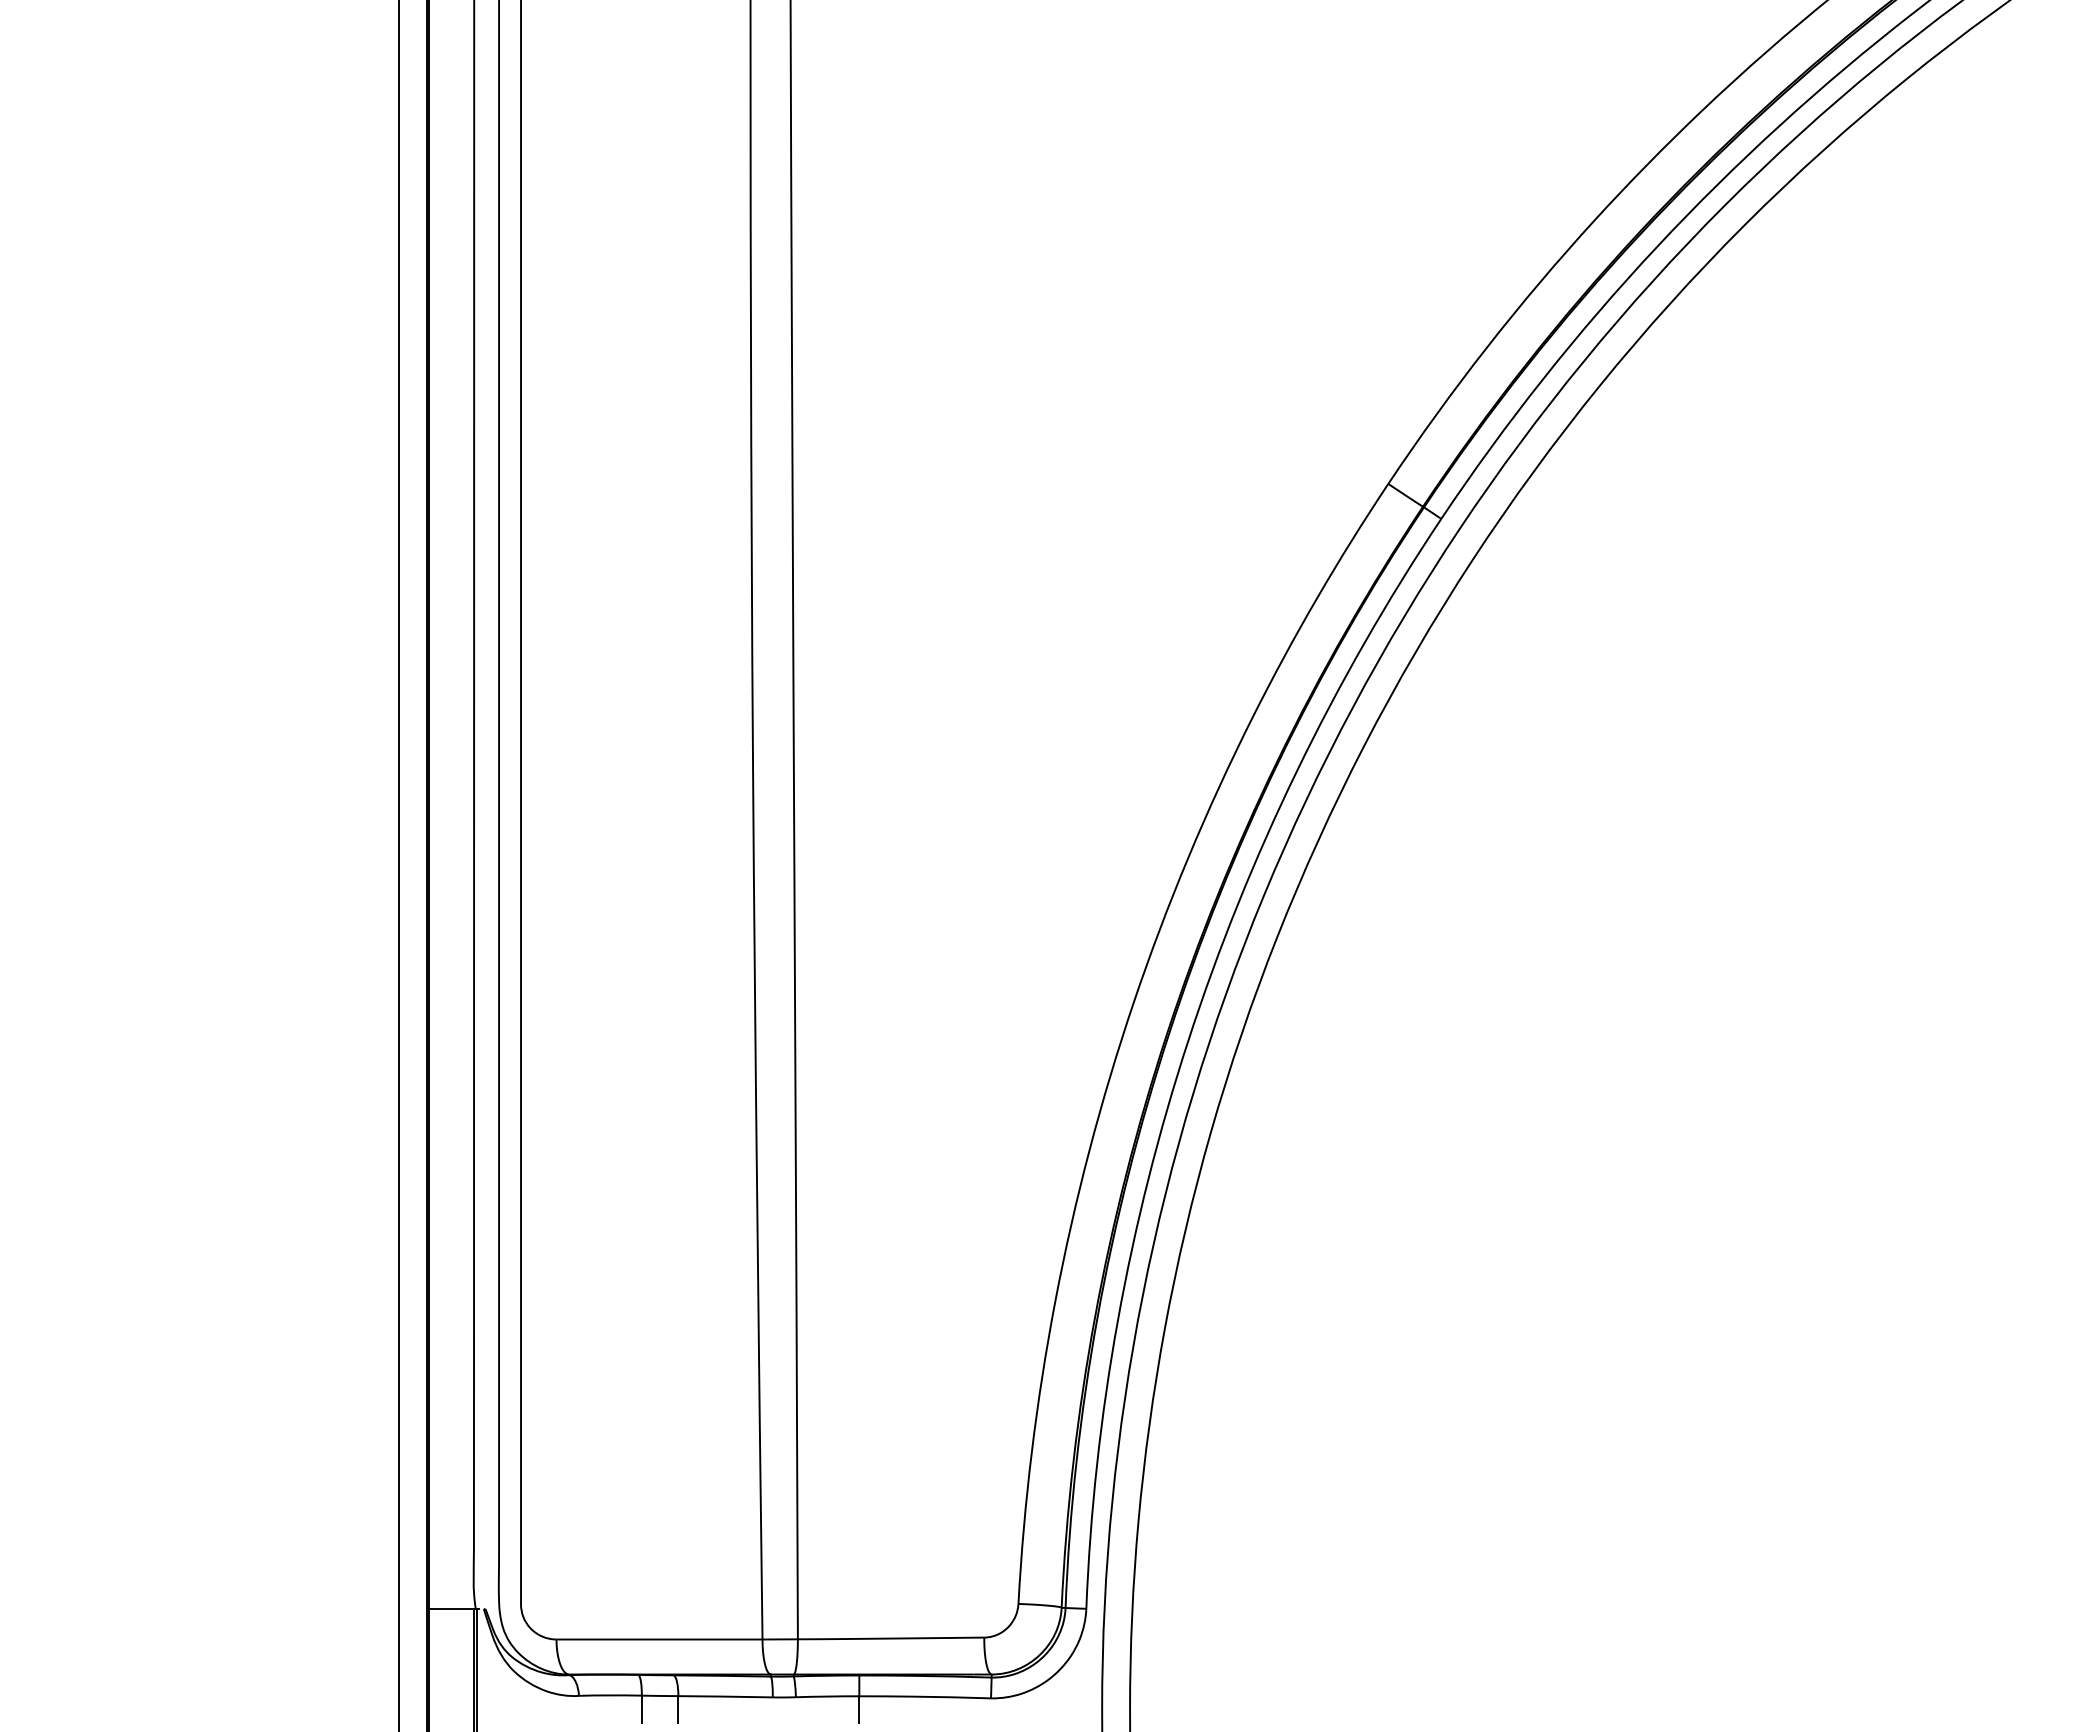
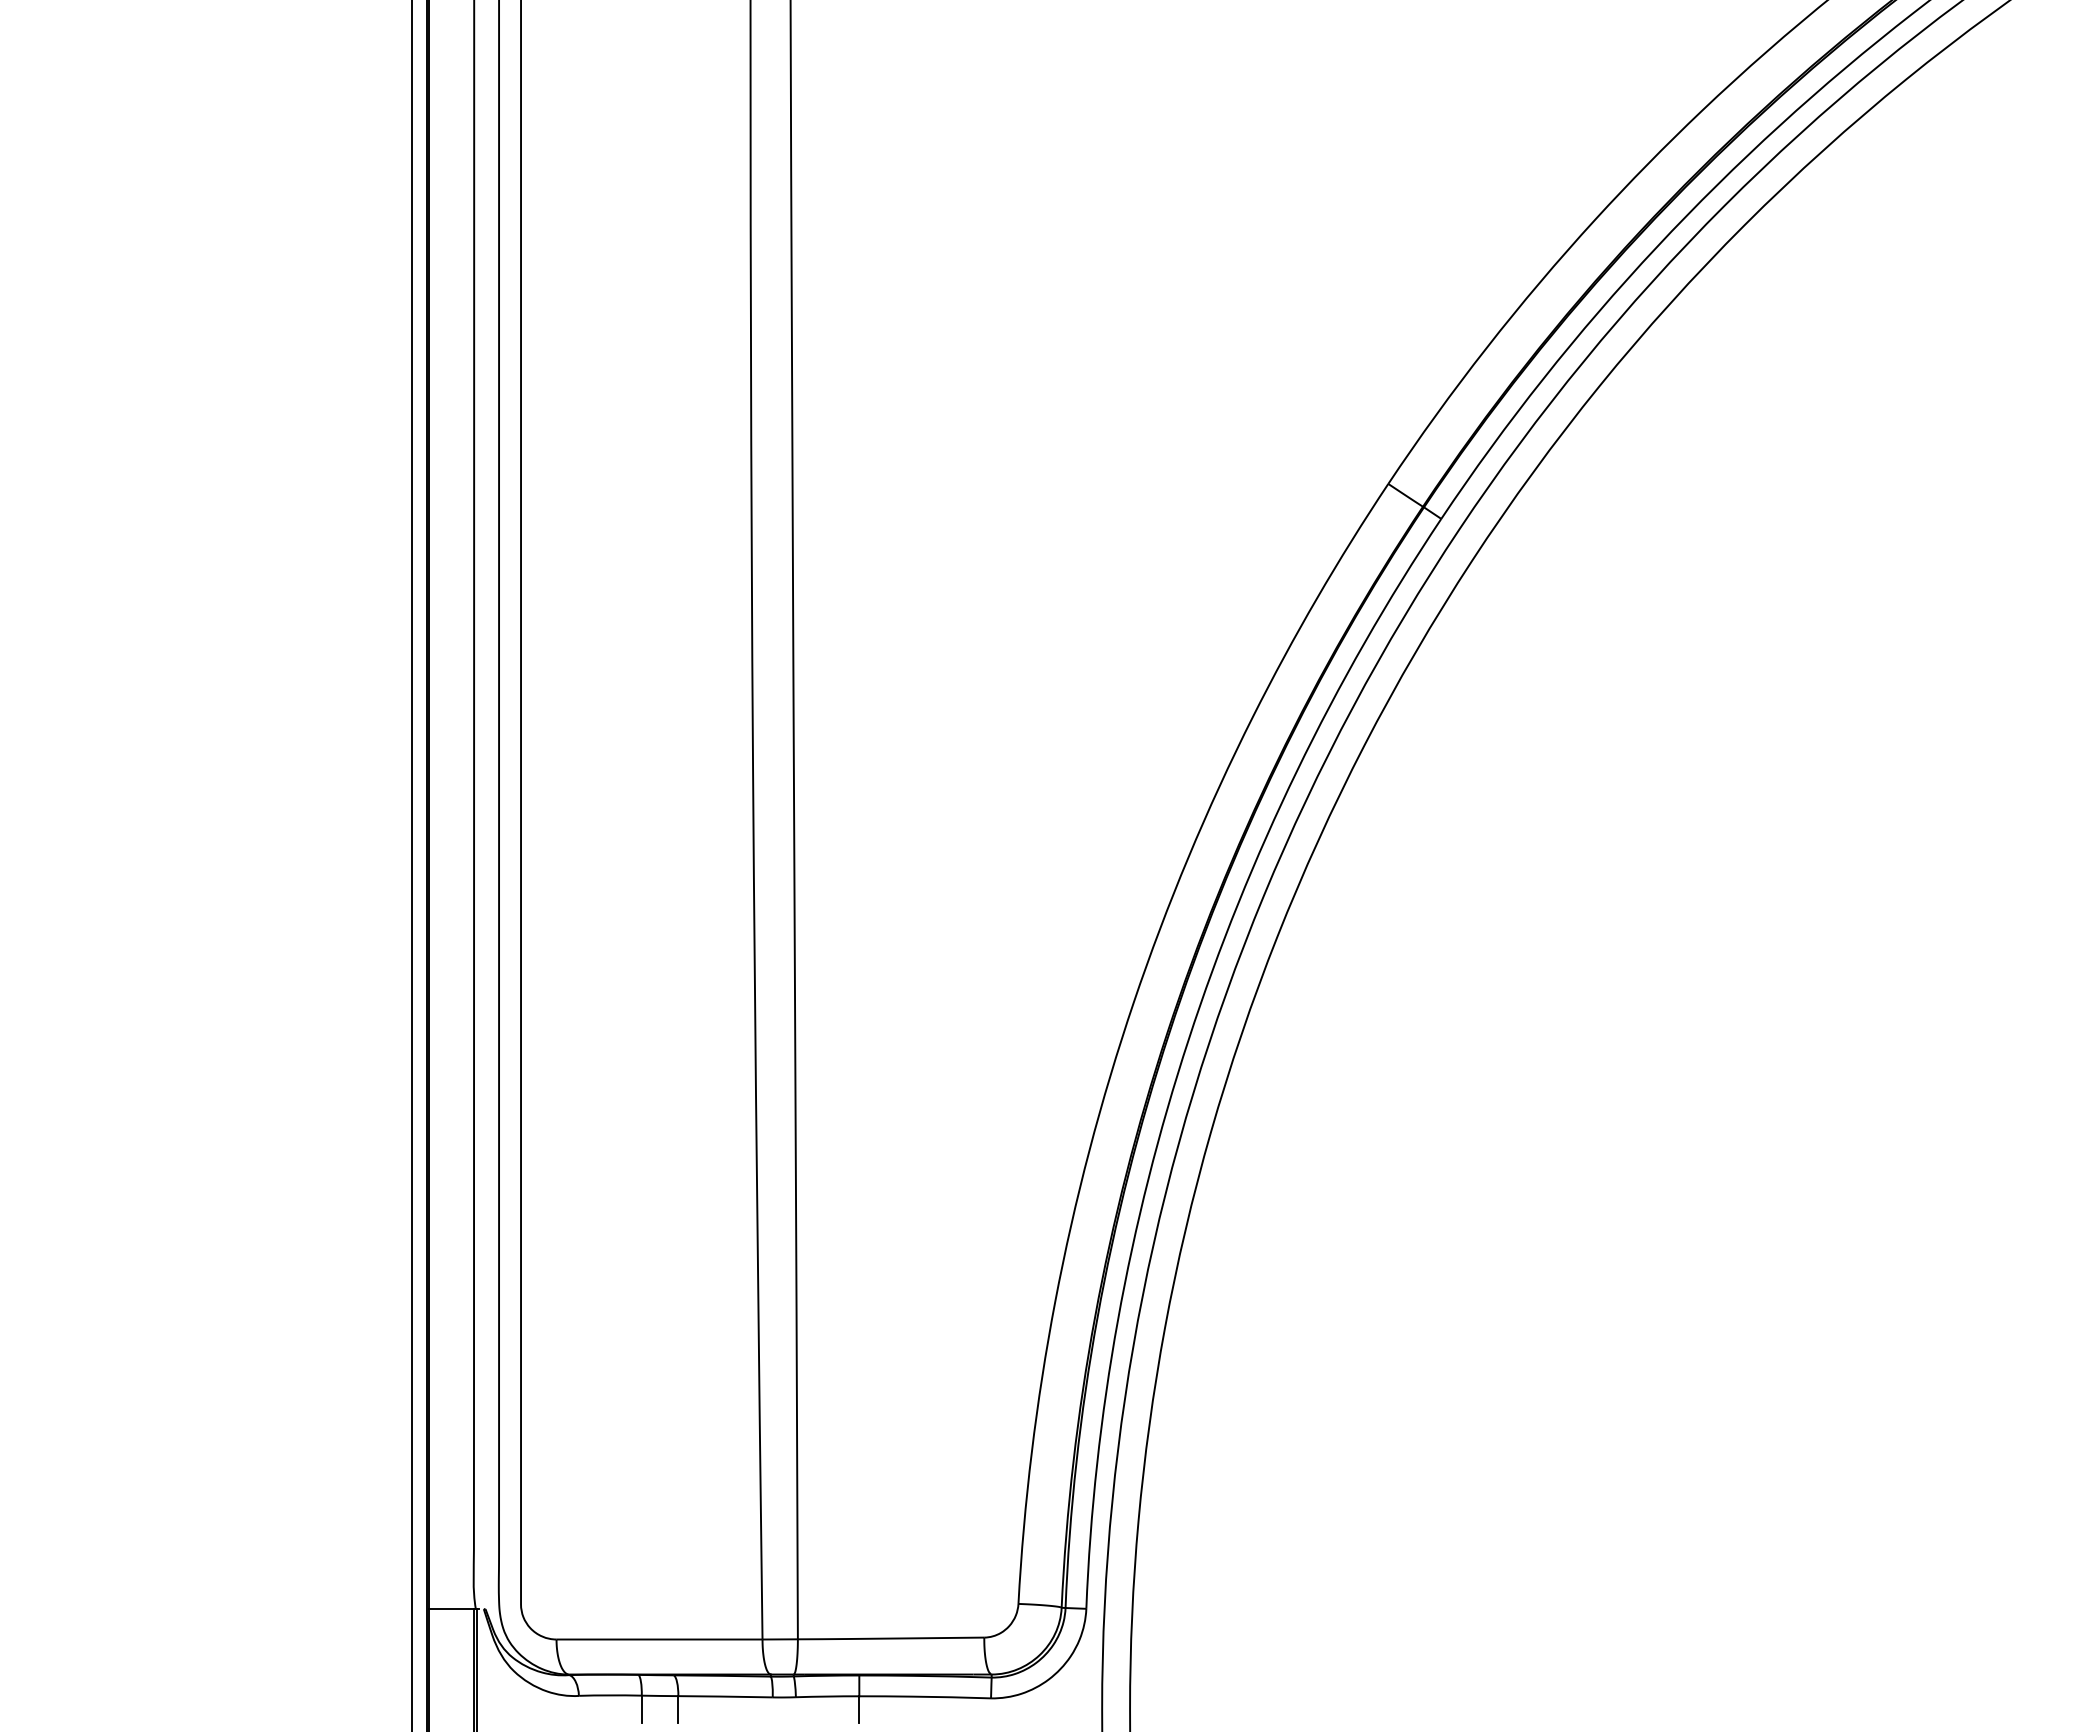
line position: (398, 865) -> (411, 865) (411, 865)
